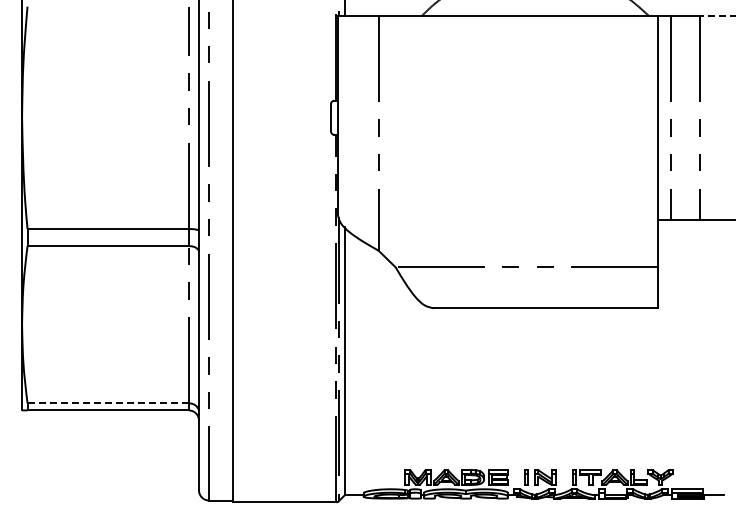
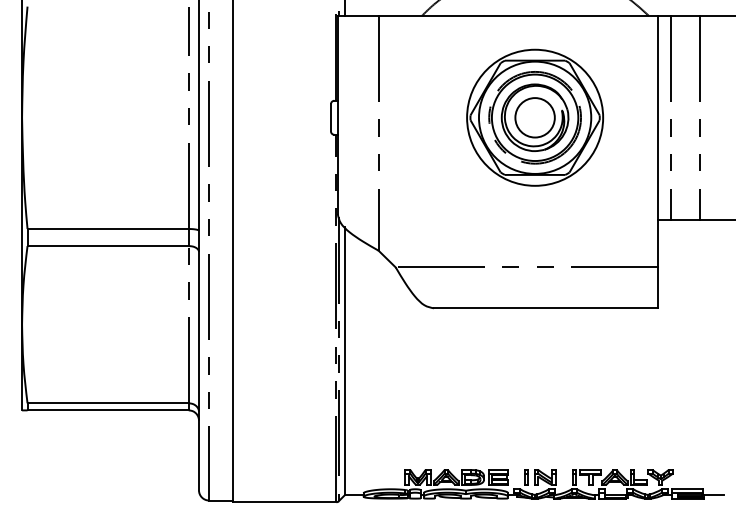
line: dashed -> solid (717, 15)
part: none -> present (535, 117)
line: dashed -> solid (108, 403)
